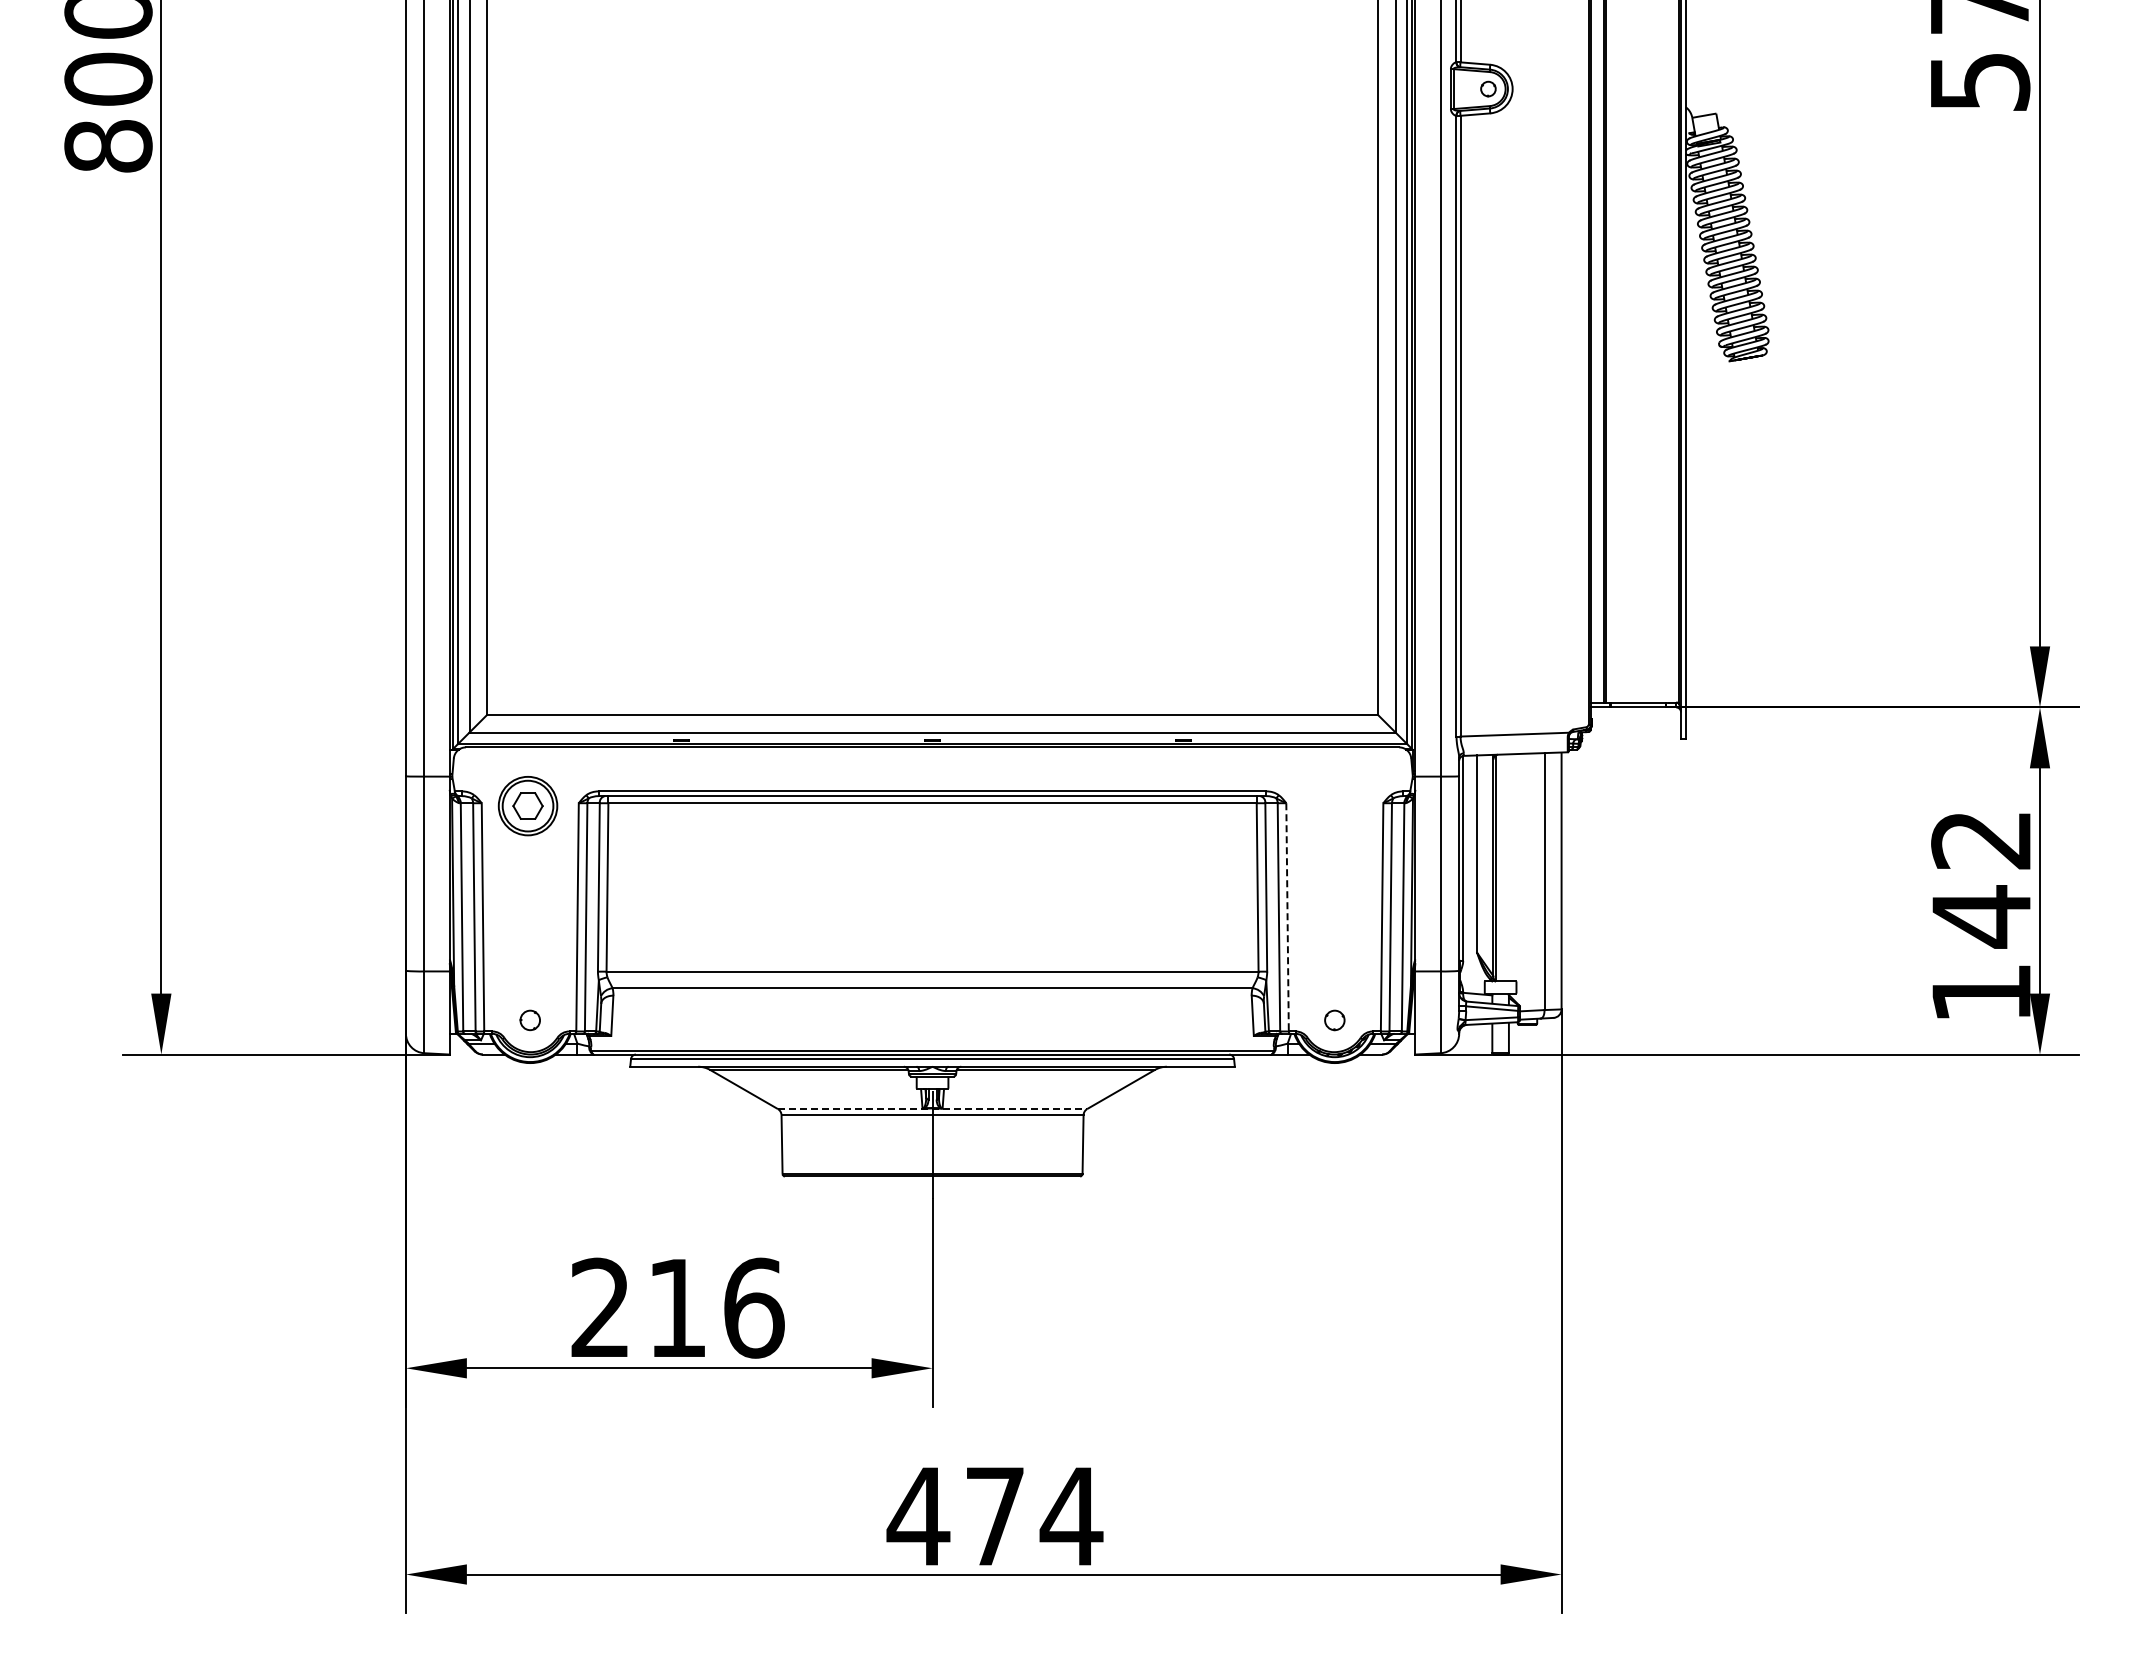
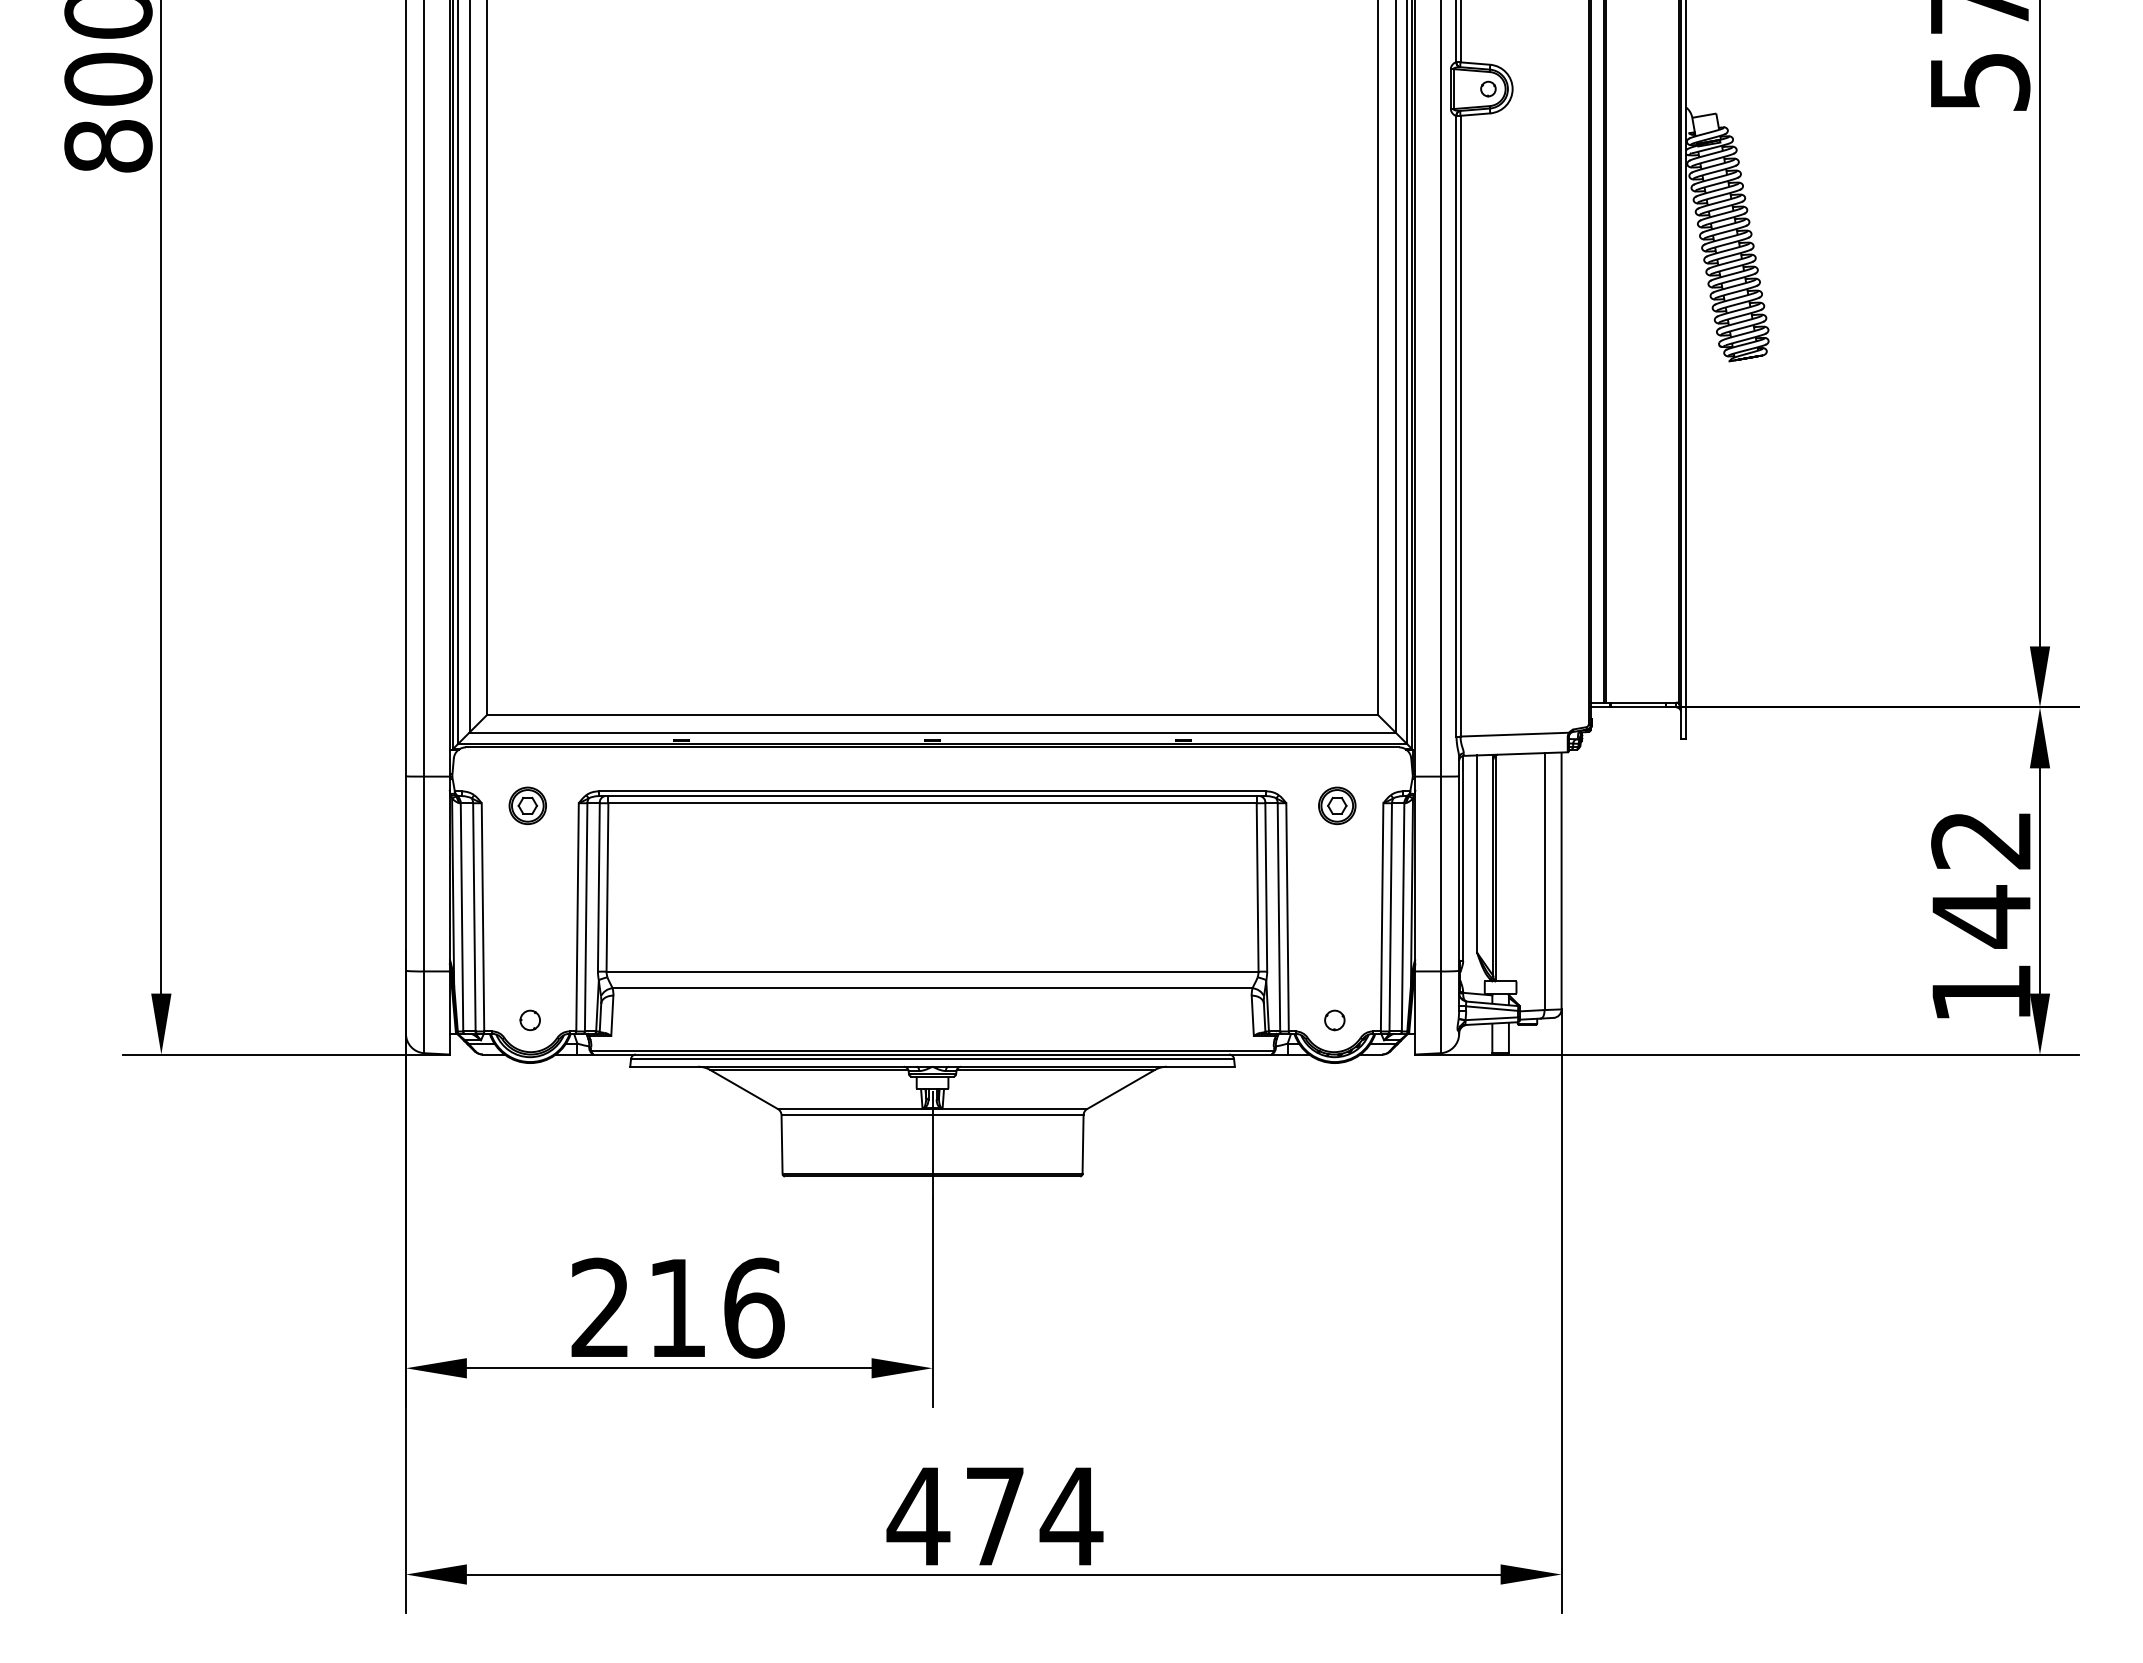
part: none -> present (1337, 805)
part size: 62x61 px -> 39x39 px (527, 805)
line: dashed -> solid (1287, 917)
line: dashed -> solid (932, 1109)
